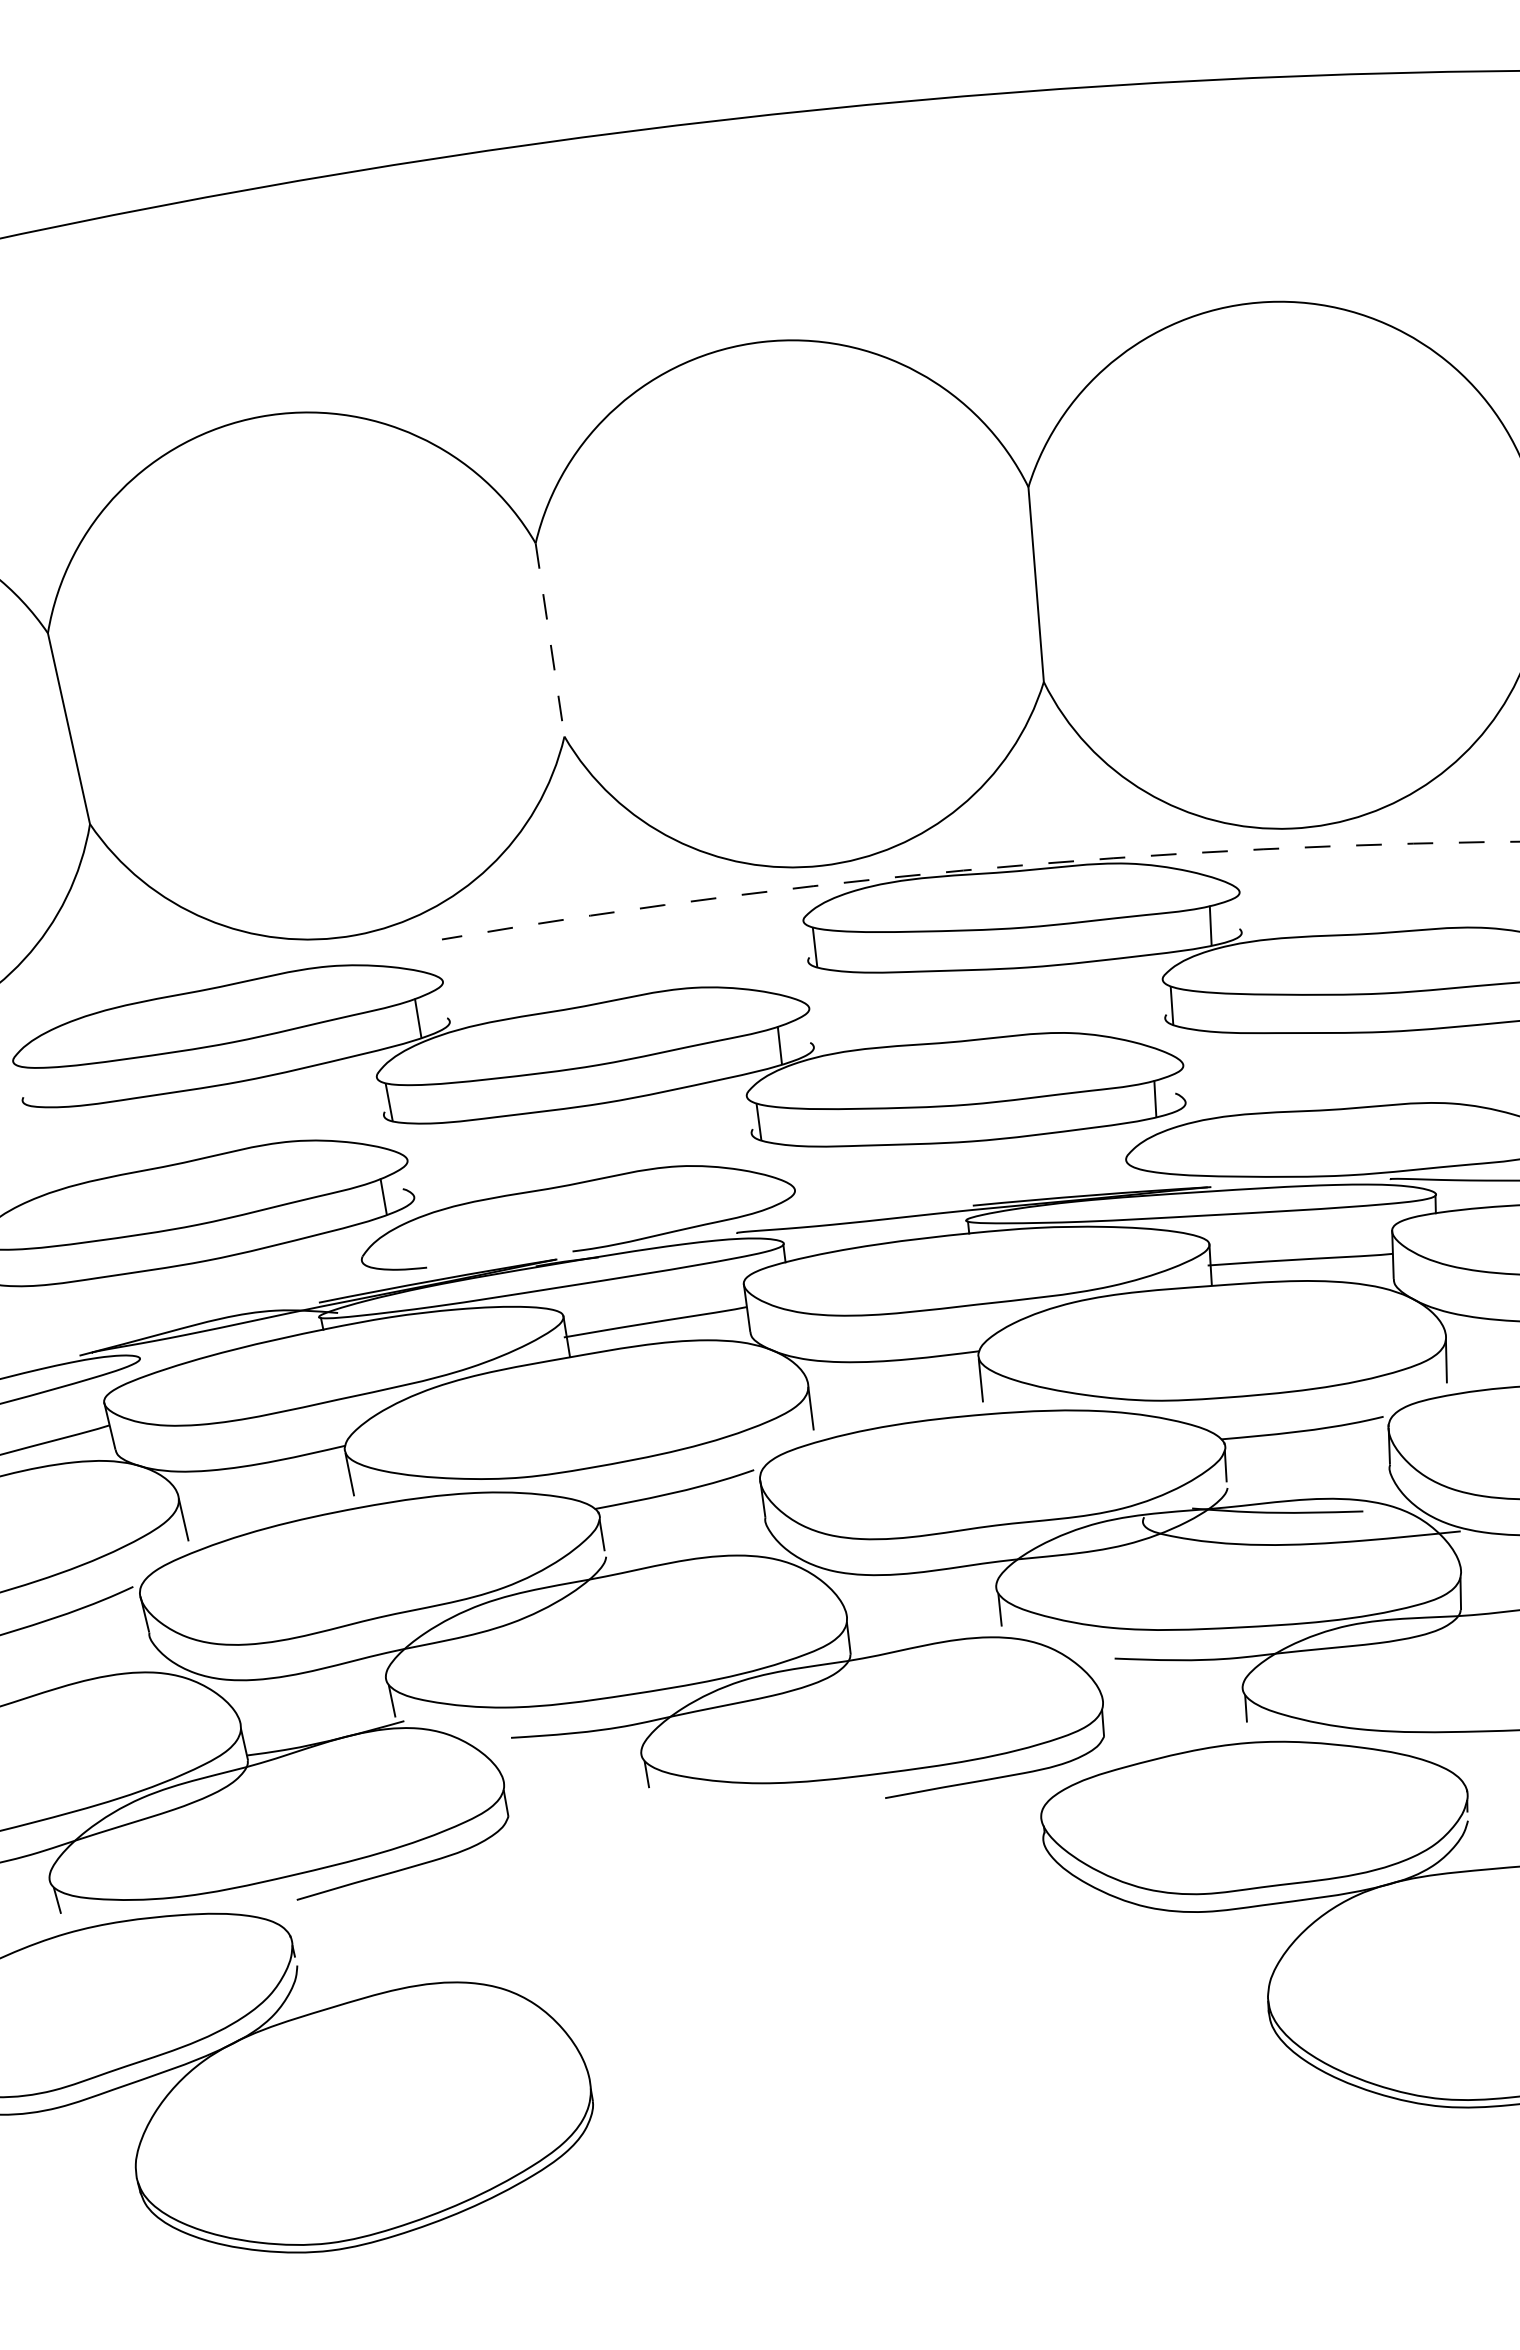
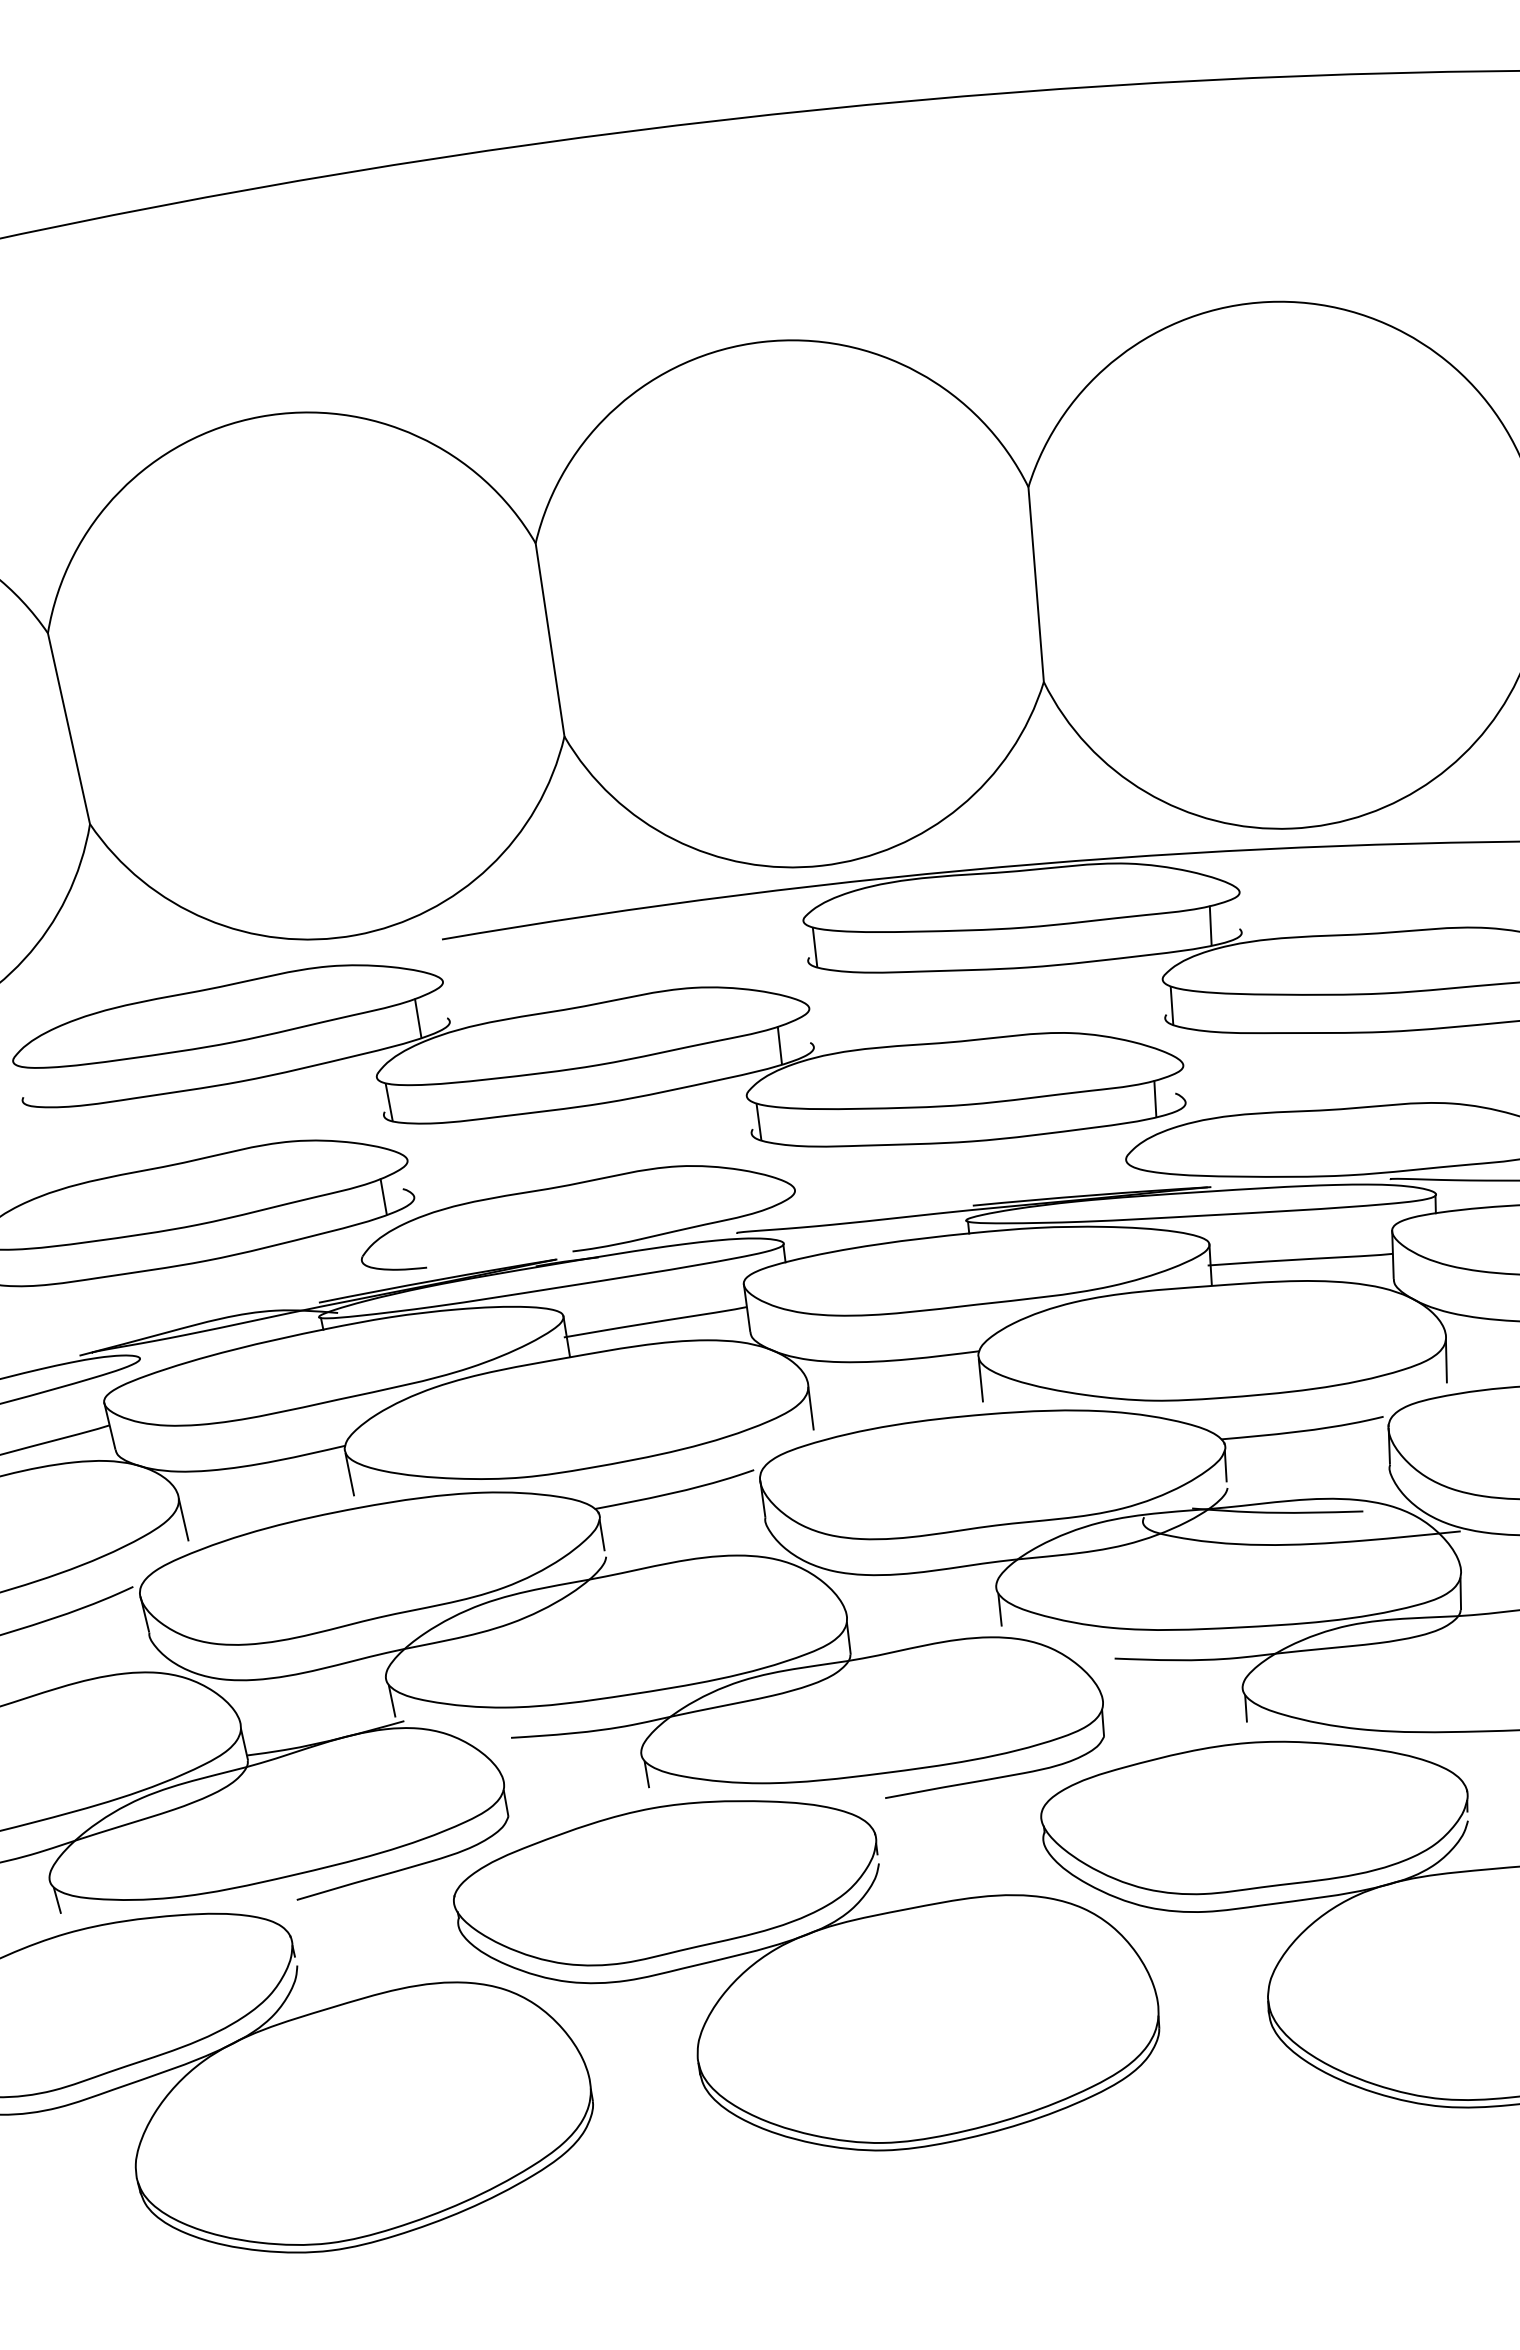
line: dashed -> solid (550, 639)
arc: dashed -> solid (979, 869)
part: none -> present (806, 1975)
